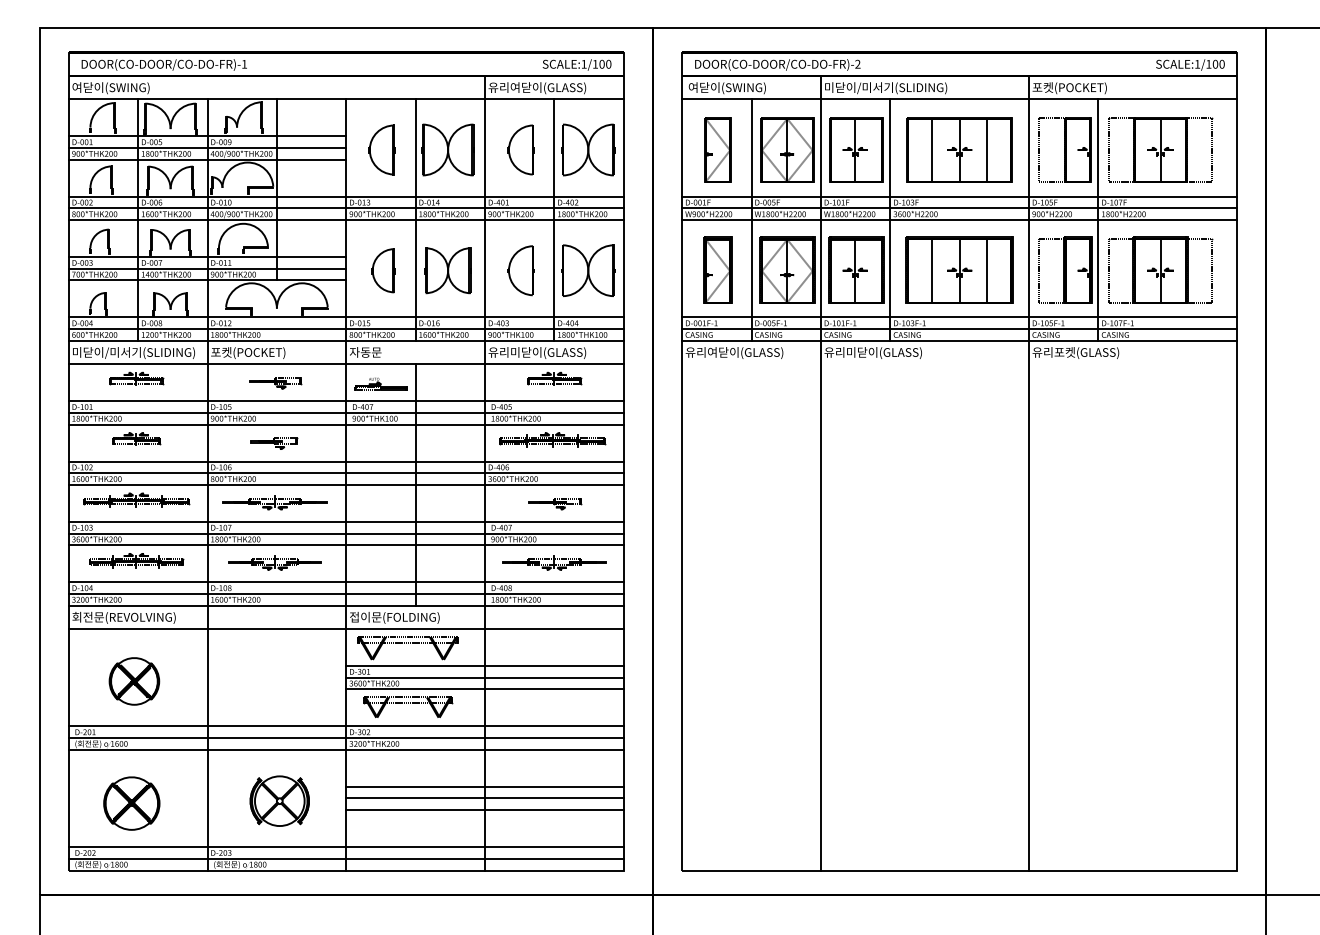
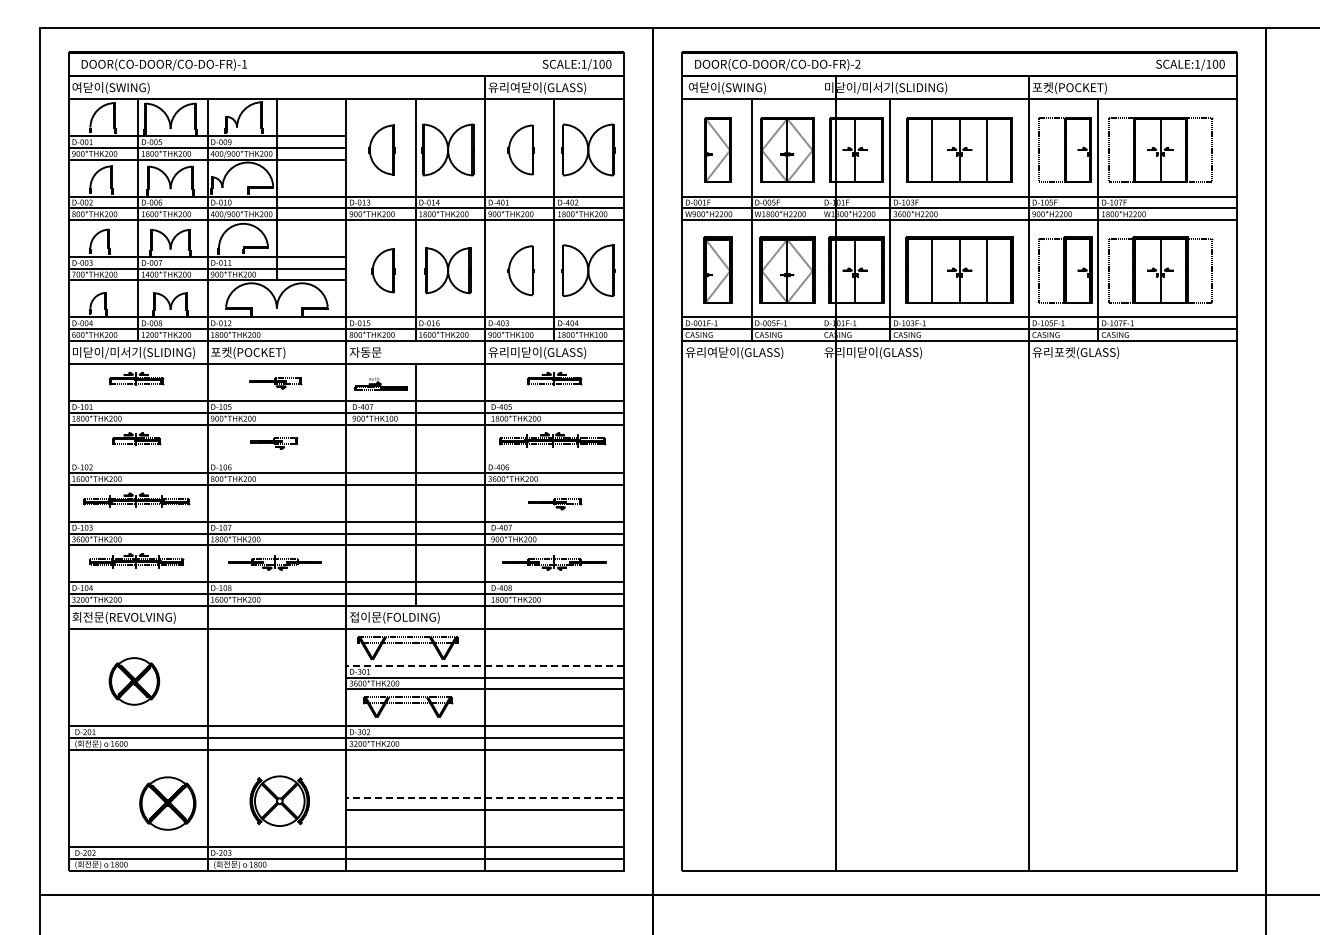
line: present -> none (345, 461)
line position: (820, 473) -> (835, 473) (835, 473)
part: present -> none (274, 502)
line: solid -> dashed (485, 666)
line: present -> none (484, 786)
line: solid -> dashed (485, 798)
part position: (131, 803) -> (167, 803) (167, 803)
